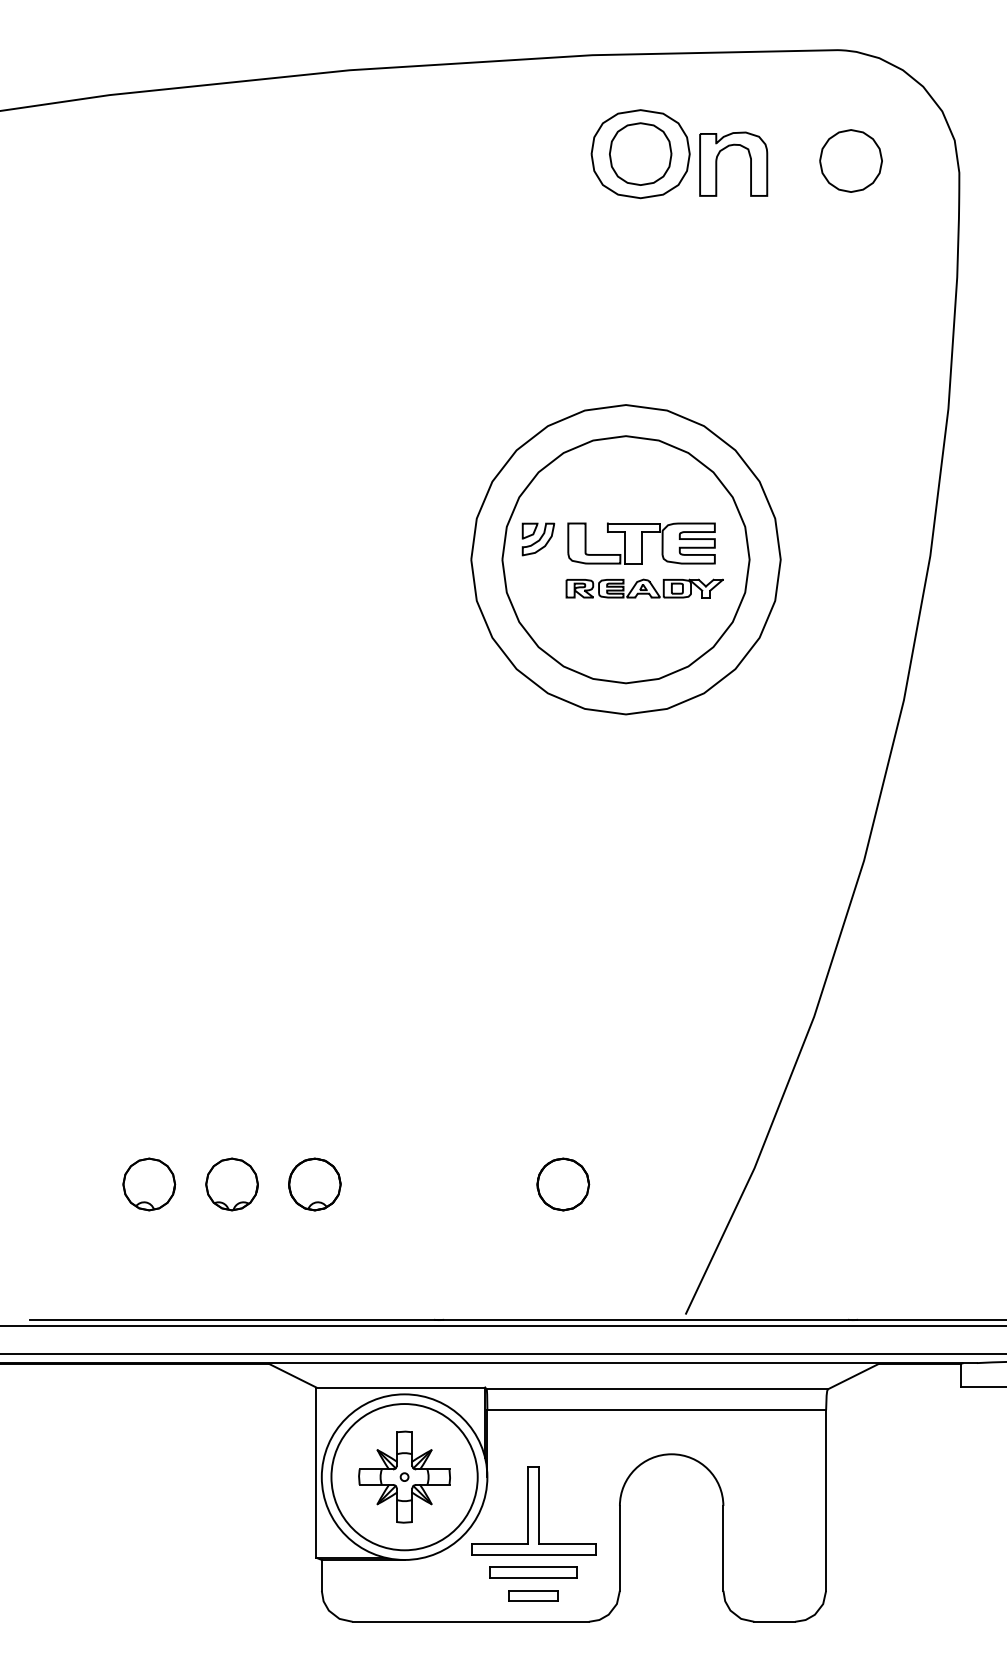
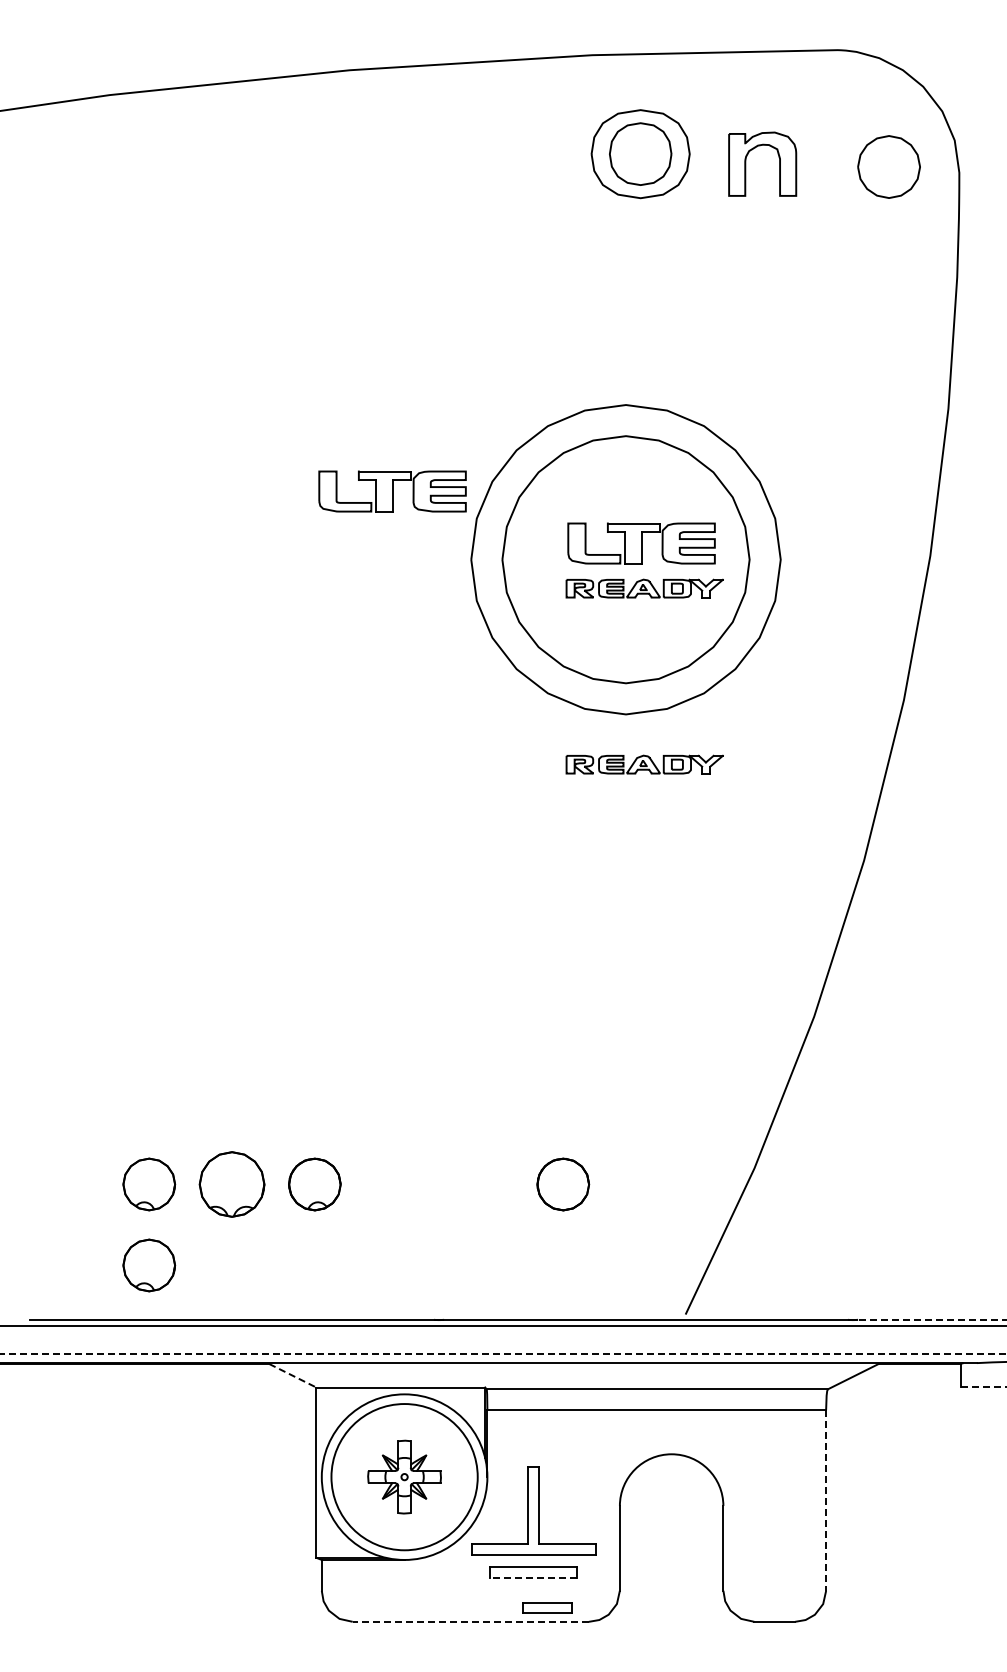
part position: (850, 160) -> (888, 166) (888, 166)
part position: (717, 163) -> (746, 163) (746, 163)
part: none -> present (392, 491)
part: present -> none (538, 539)
part: none -> present (644, 764)
part size: 54x55 px -> 68x67 px (231, 1184)
part: none -> present (149, 1265)
line: solid -> dashed (932, 1319)
line: solid -> dashed (503, 1354)
line: solid -> dashed (293, 1375)
line: solid -> dashed (984, 1386)
part size: 93x94 px -> 75x76 px (404, 1476)
line: solid -> dashed (826, 1500)
line: solid -> dashed (533, 1577)
part position: (533, 1595) -> (547, 1607) (547, 1607)
line: solid -> dashed (470, 1621)
